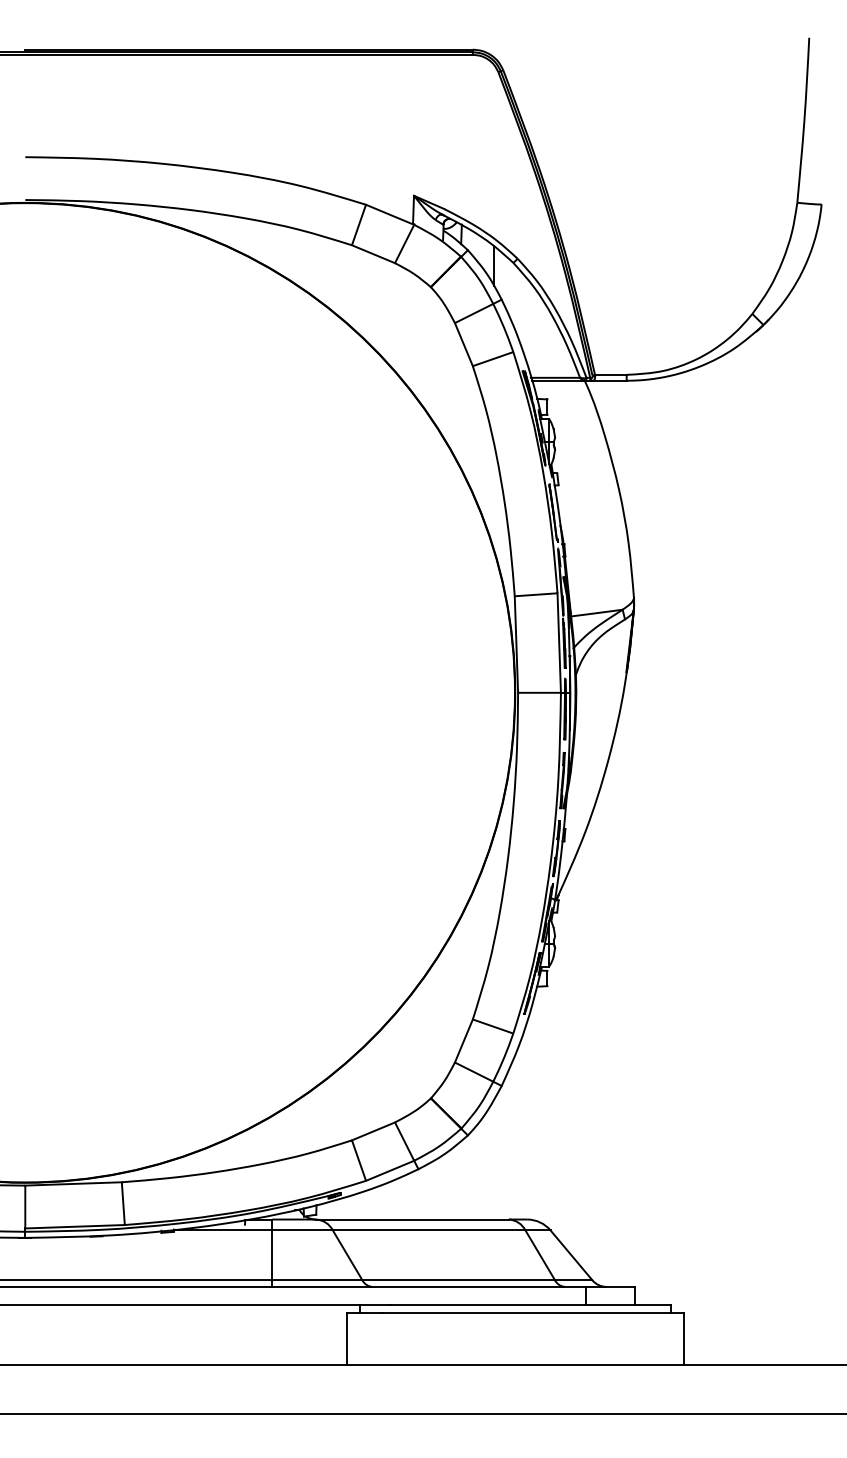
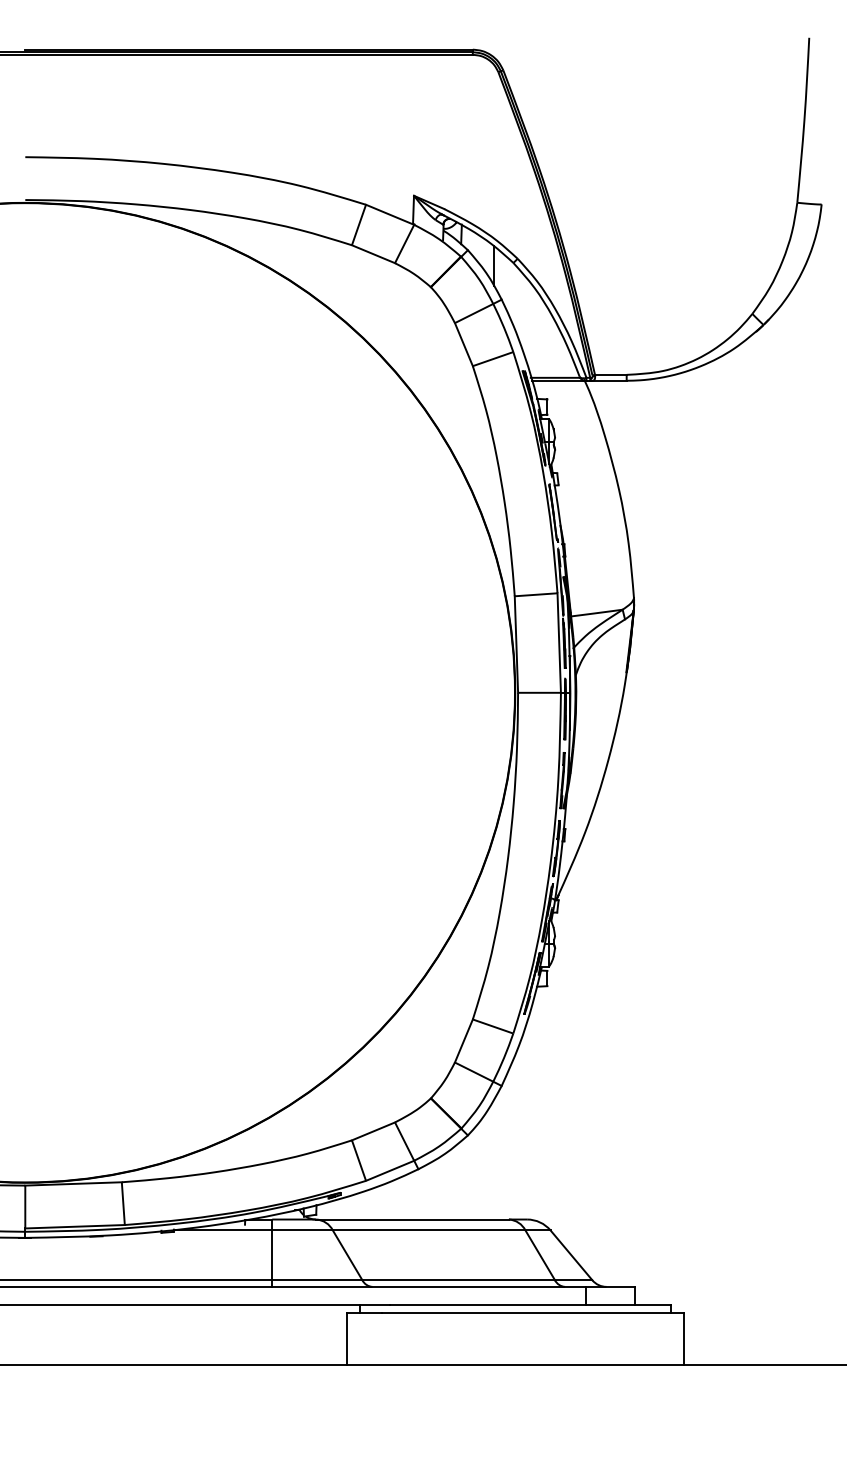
line: present -> none (422, 1414)
